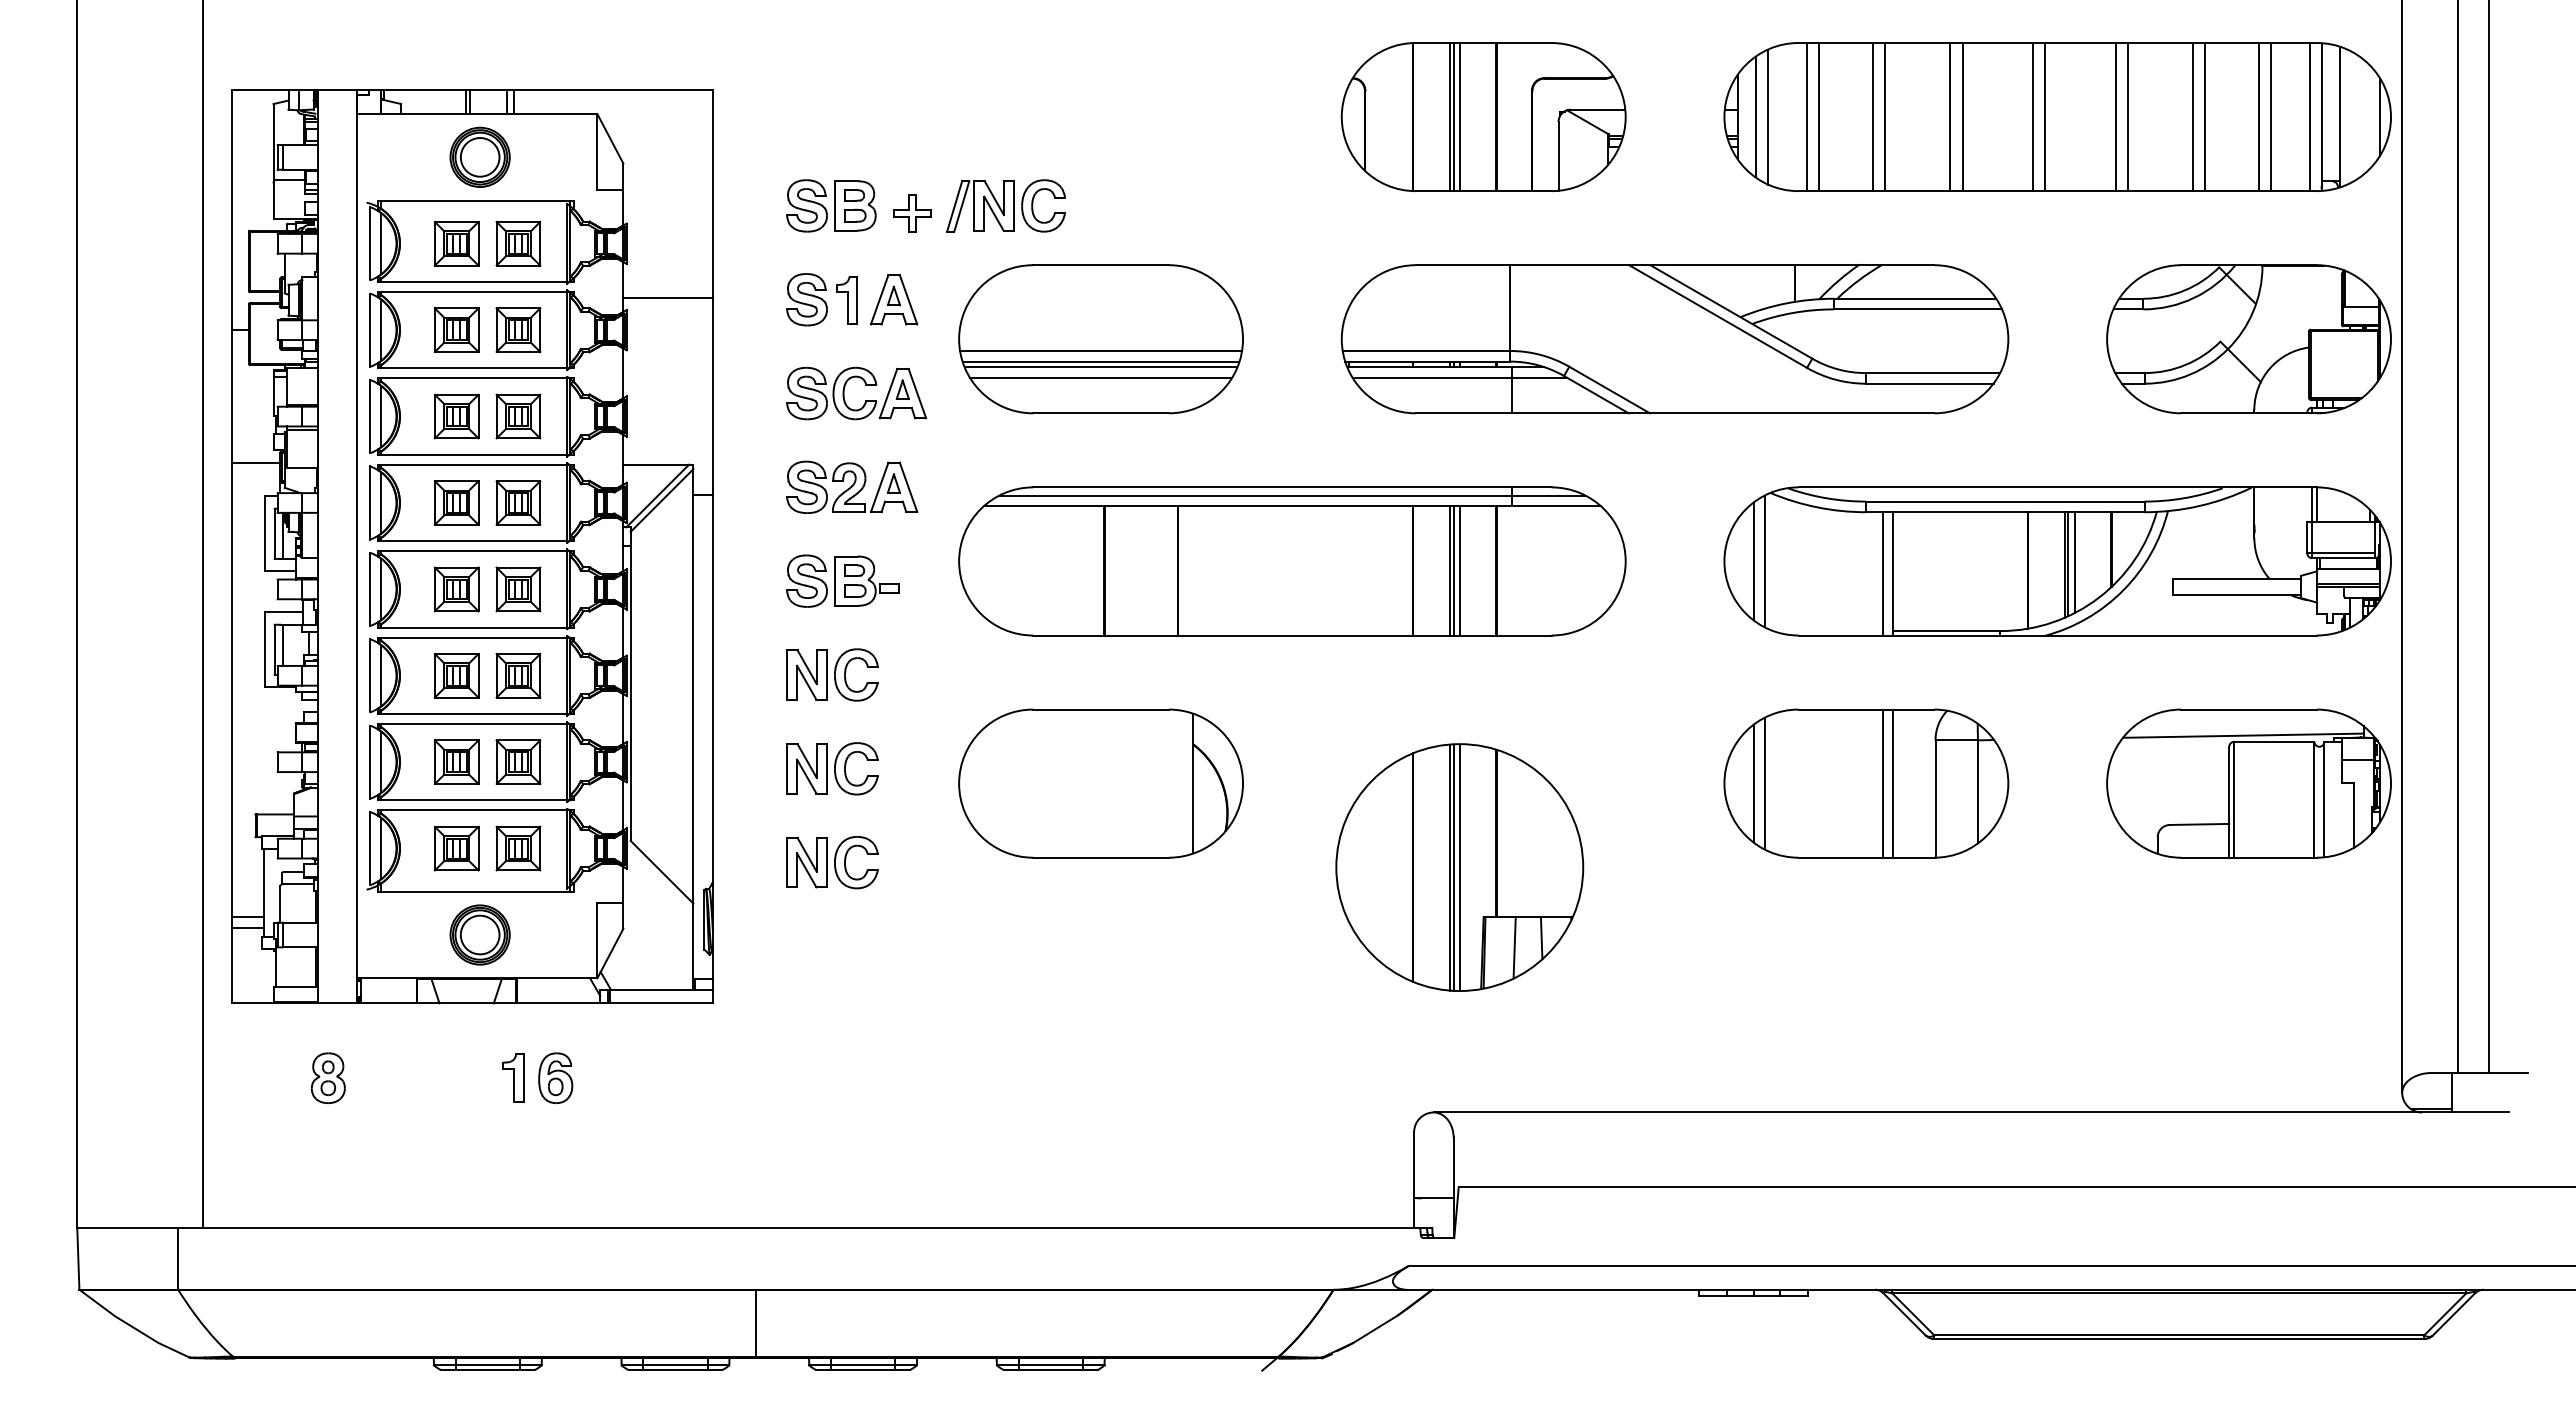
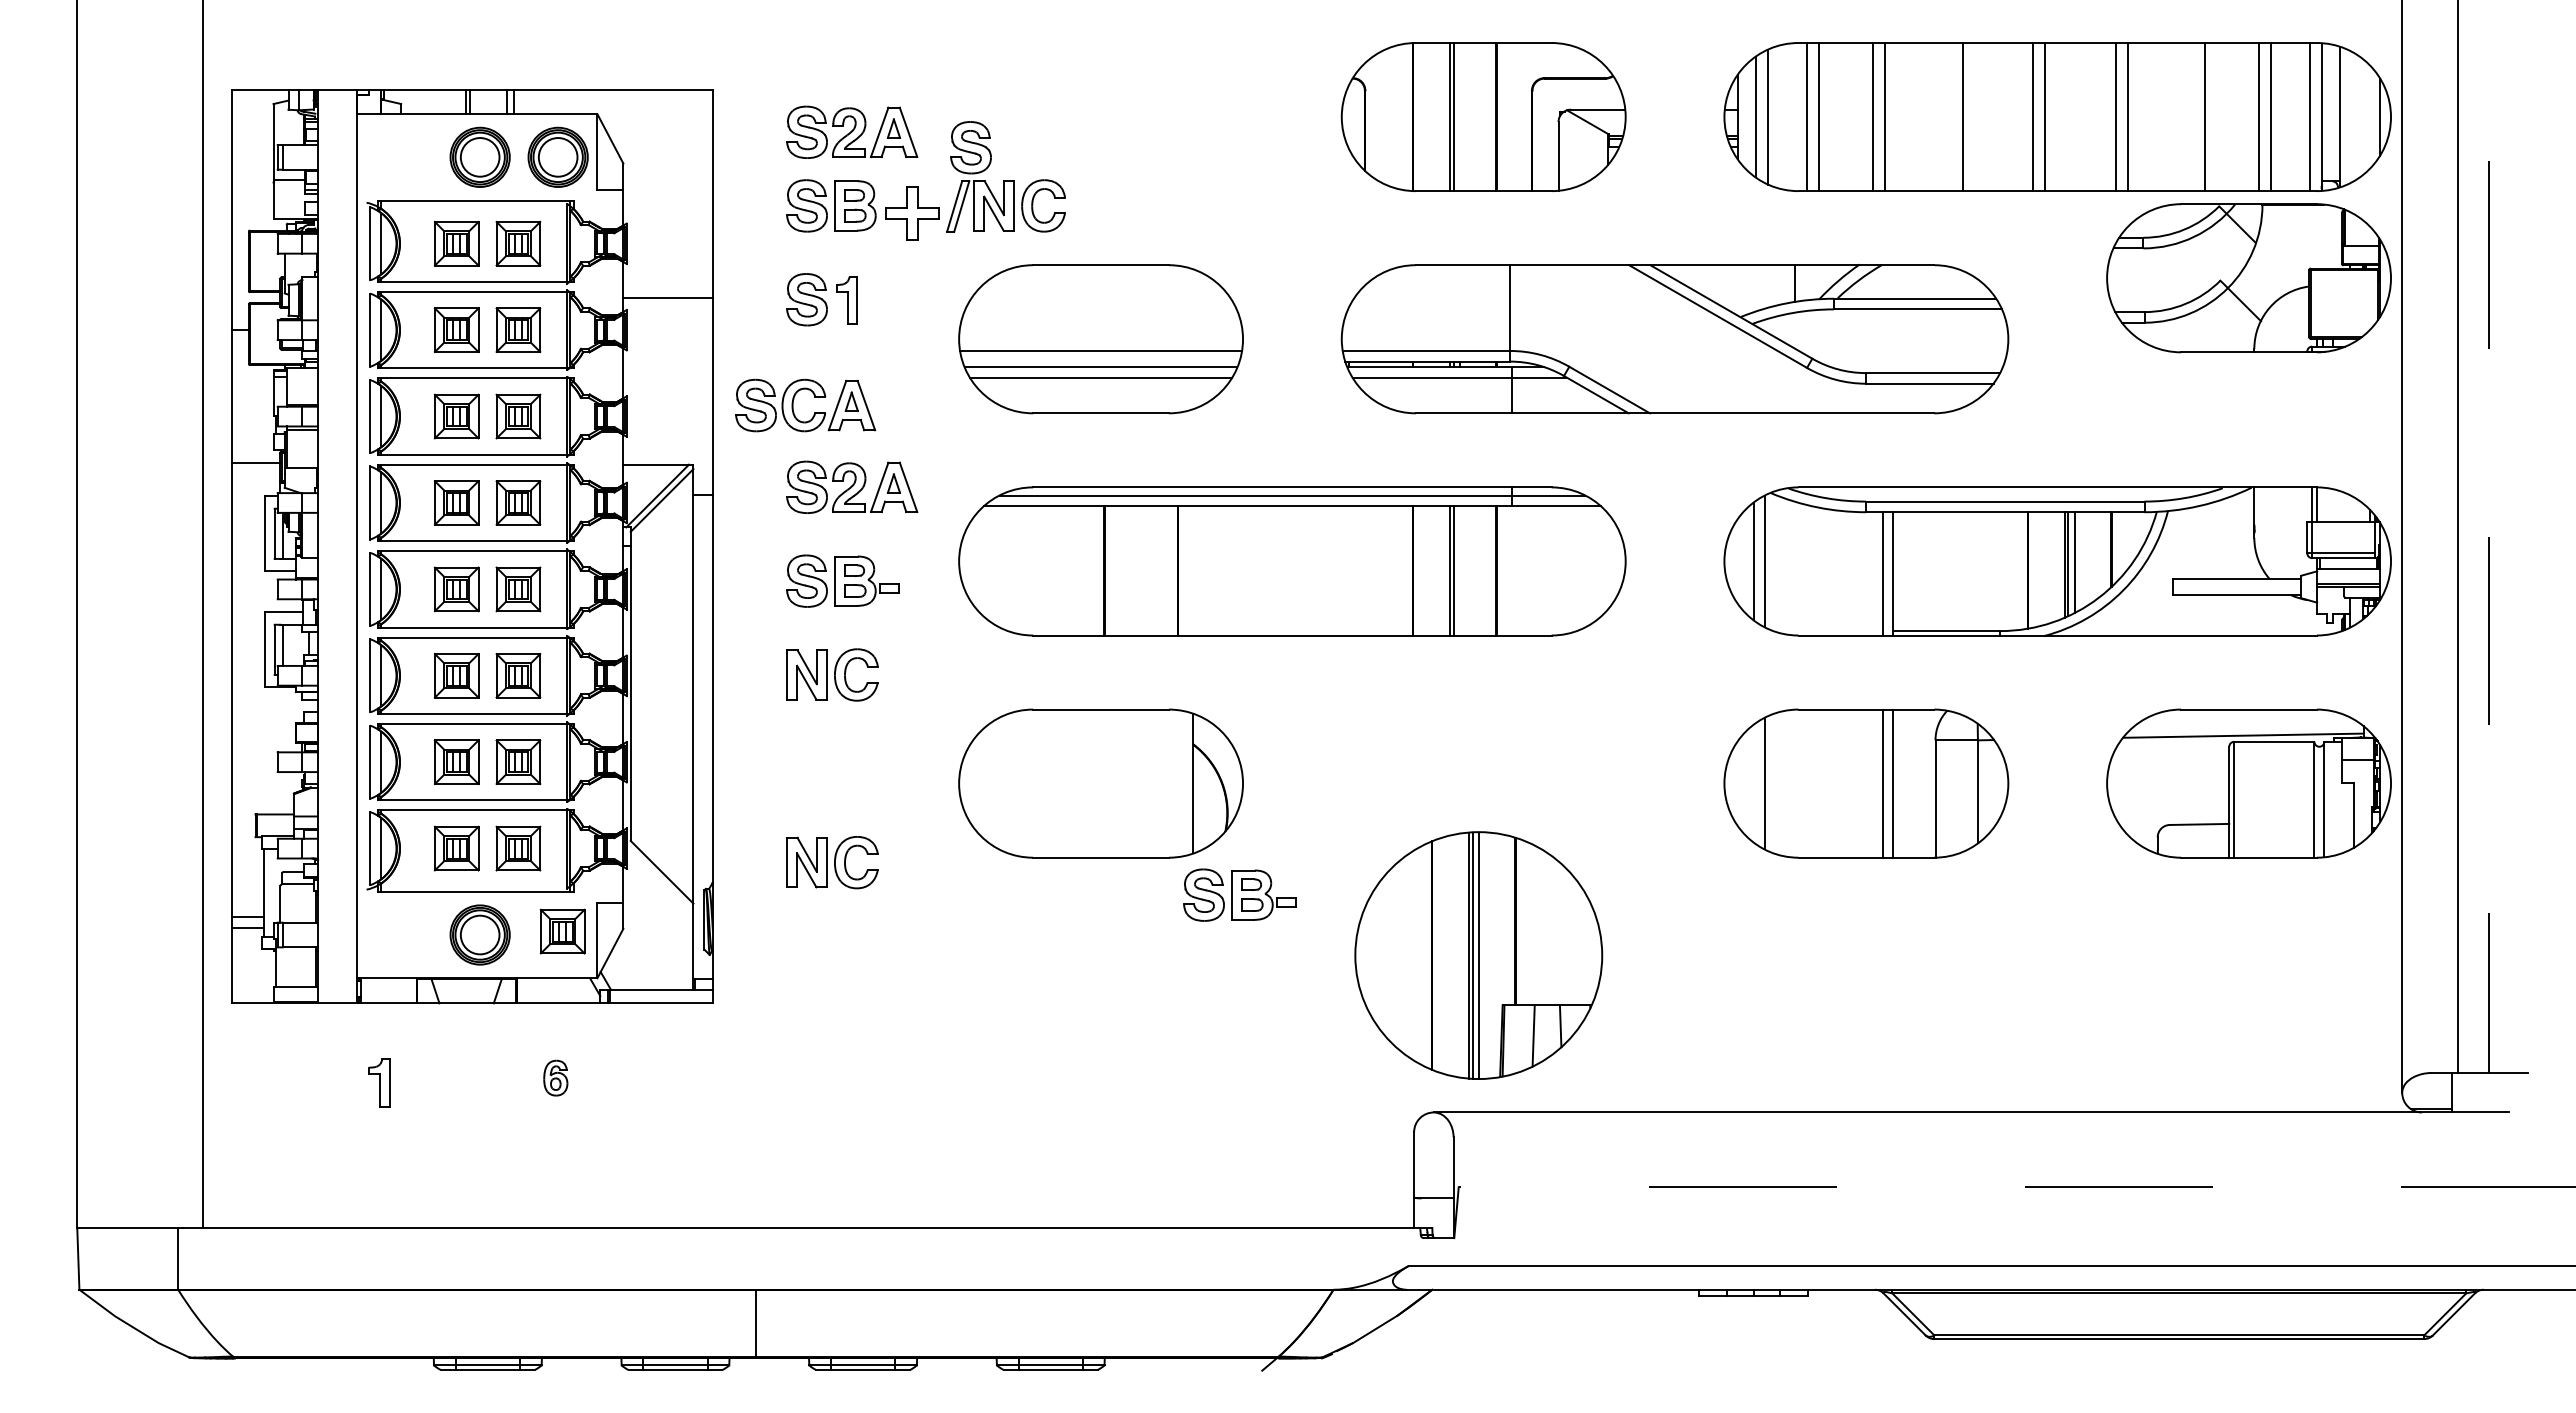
line: present -> none (1459, 117)
line: present -> none (1950, 117)
line: present -> none (2192, 117)
part: none -> present (852, 131)
part: none -> present (970, 147)
part: none -> present (557, 156)
part size: 39x39 px -> 55x55 px (912, 213)
part: present -> none (894, 299)
part position: (2248, 339) -> (2248, 278) (2248, 278)
line: present -> none (1100, 361)
part position: (865, 400) -> (814, 412) (814, 412)
line: solid -> dashed (2488, 537)
line: present -> none (1459, 570)
part: present -> none (832, 768)
line: present -> none (1754, 783)
part position: (1459, 867) -> (1478, 955) (1478, 955)
part: none -> present (1239, 894)
part: none -> present (562, 931)
part: present -> none (327, 1077)
part position: (513, 1077) -> (379, 1082) (379, 1082)
part size: 36x52 px -> 26x38 px (555, 1077)
line: solid -> dashed (2016, 1187)
